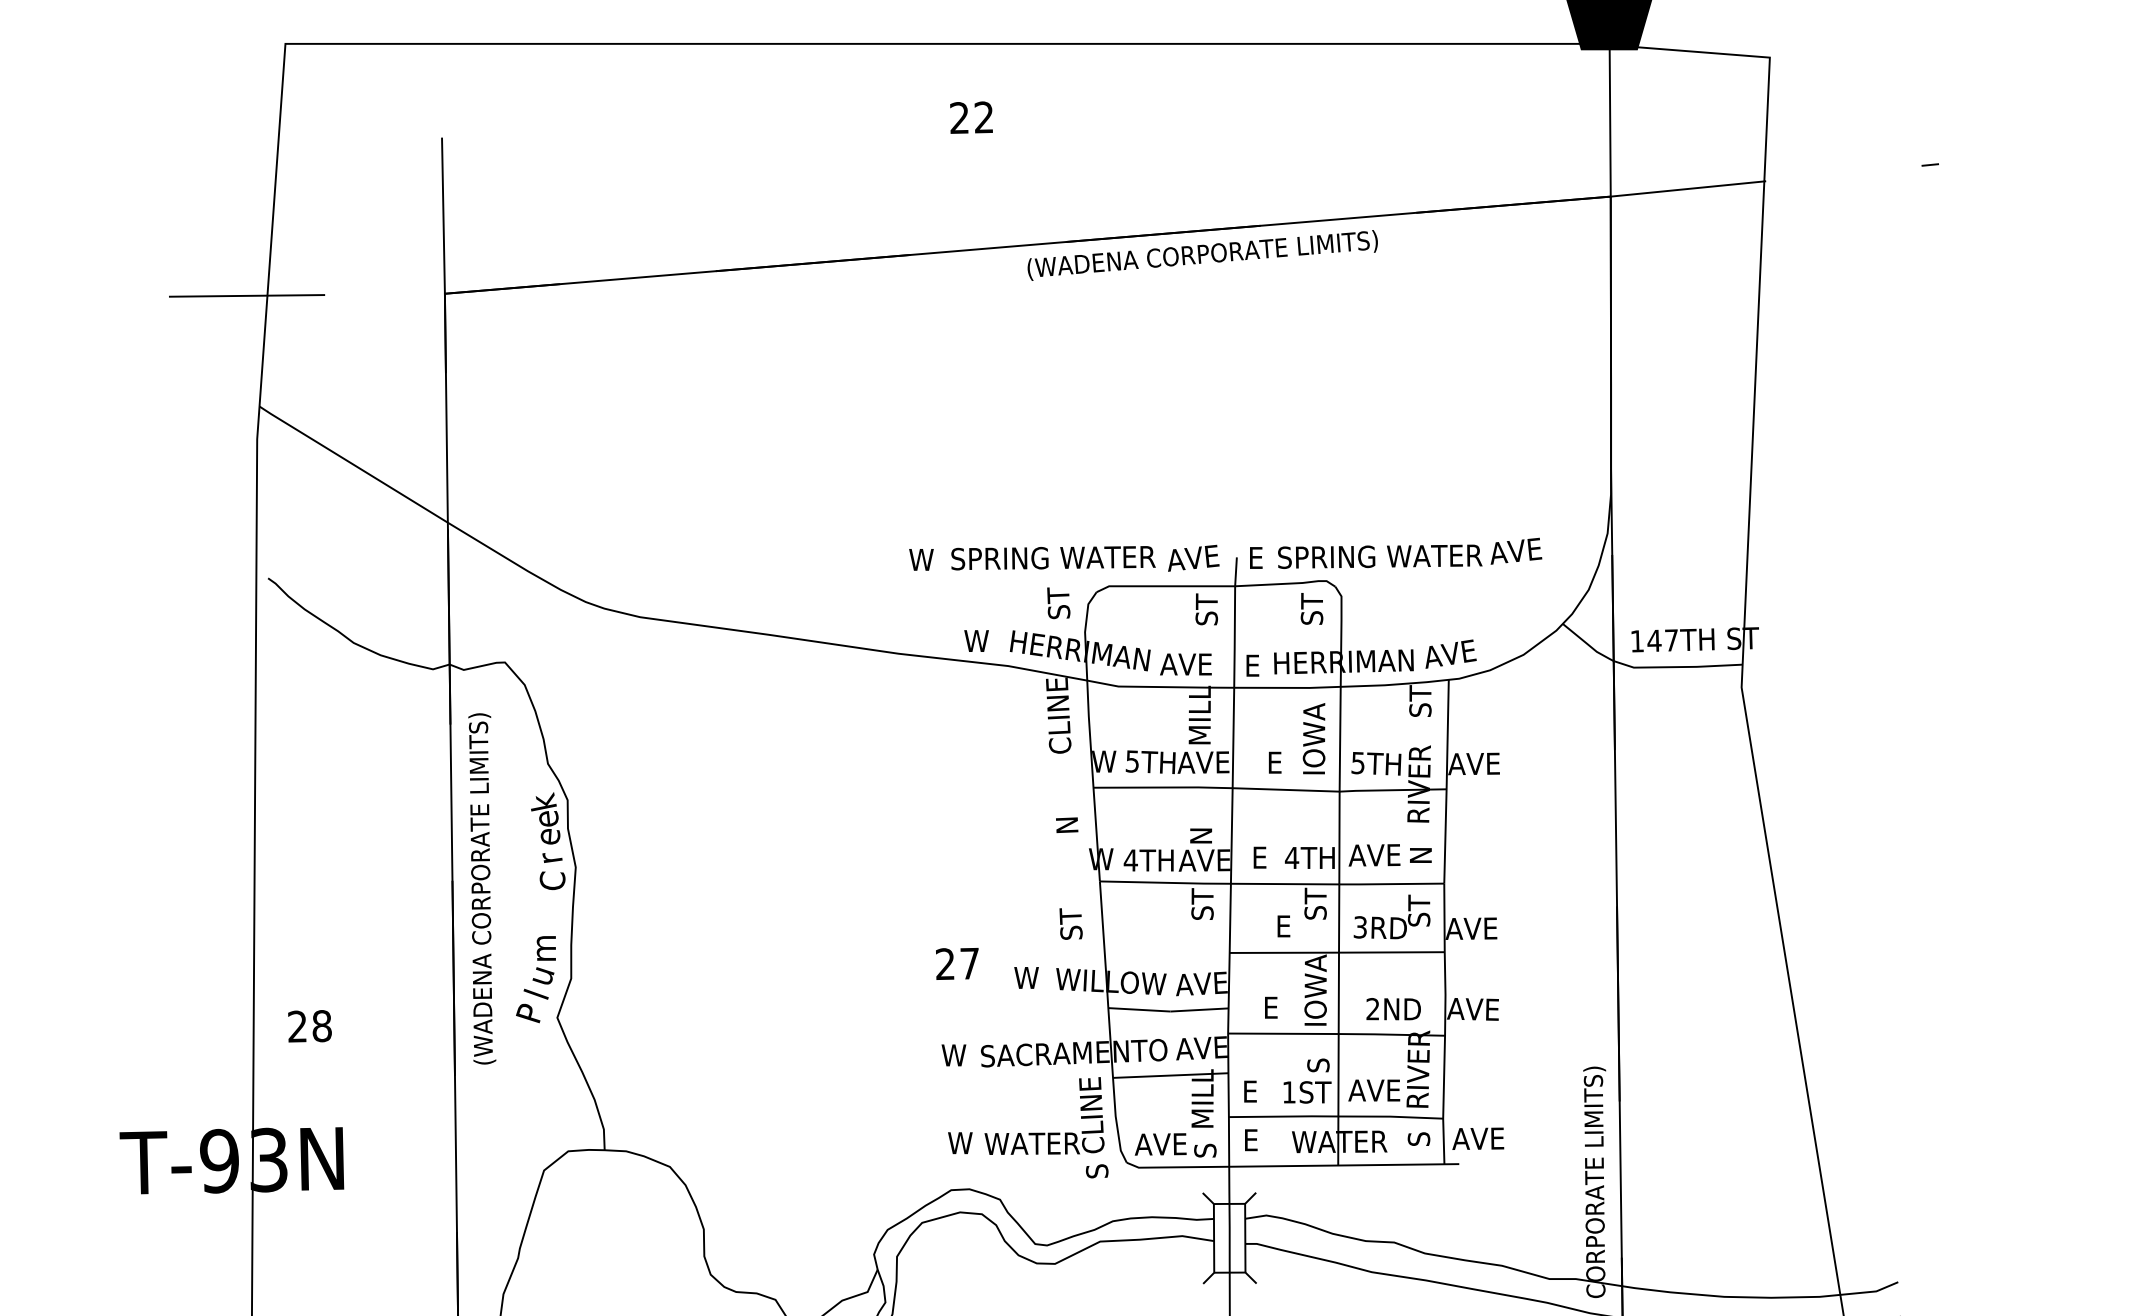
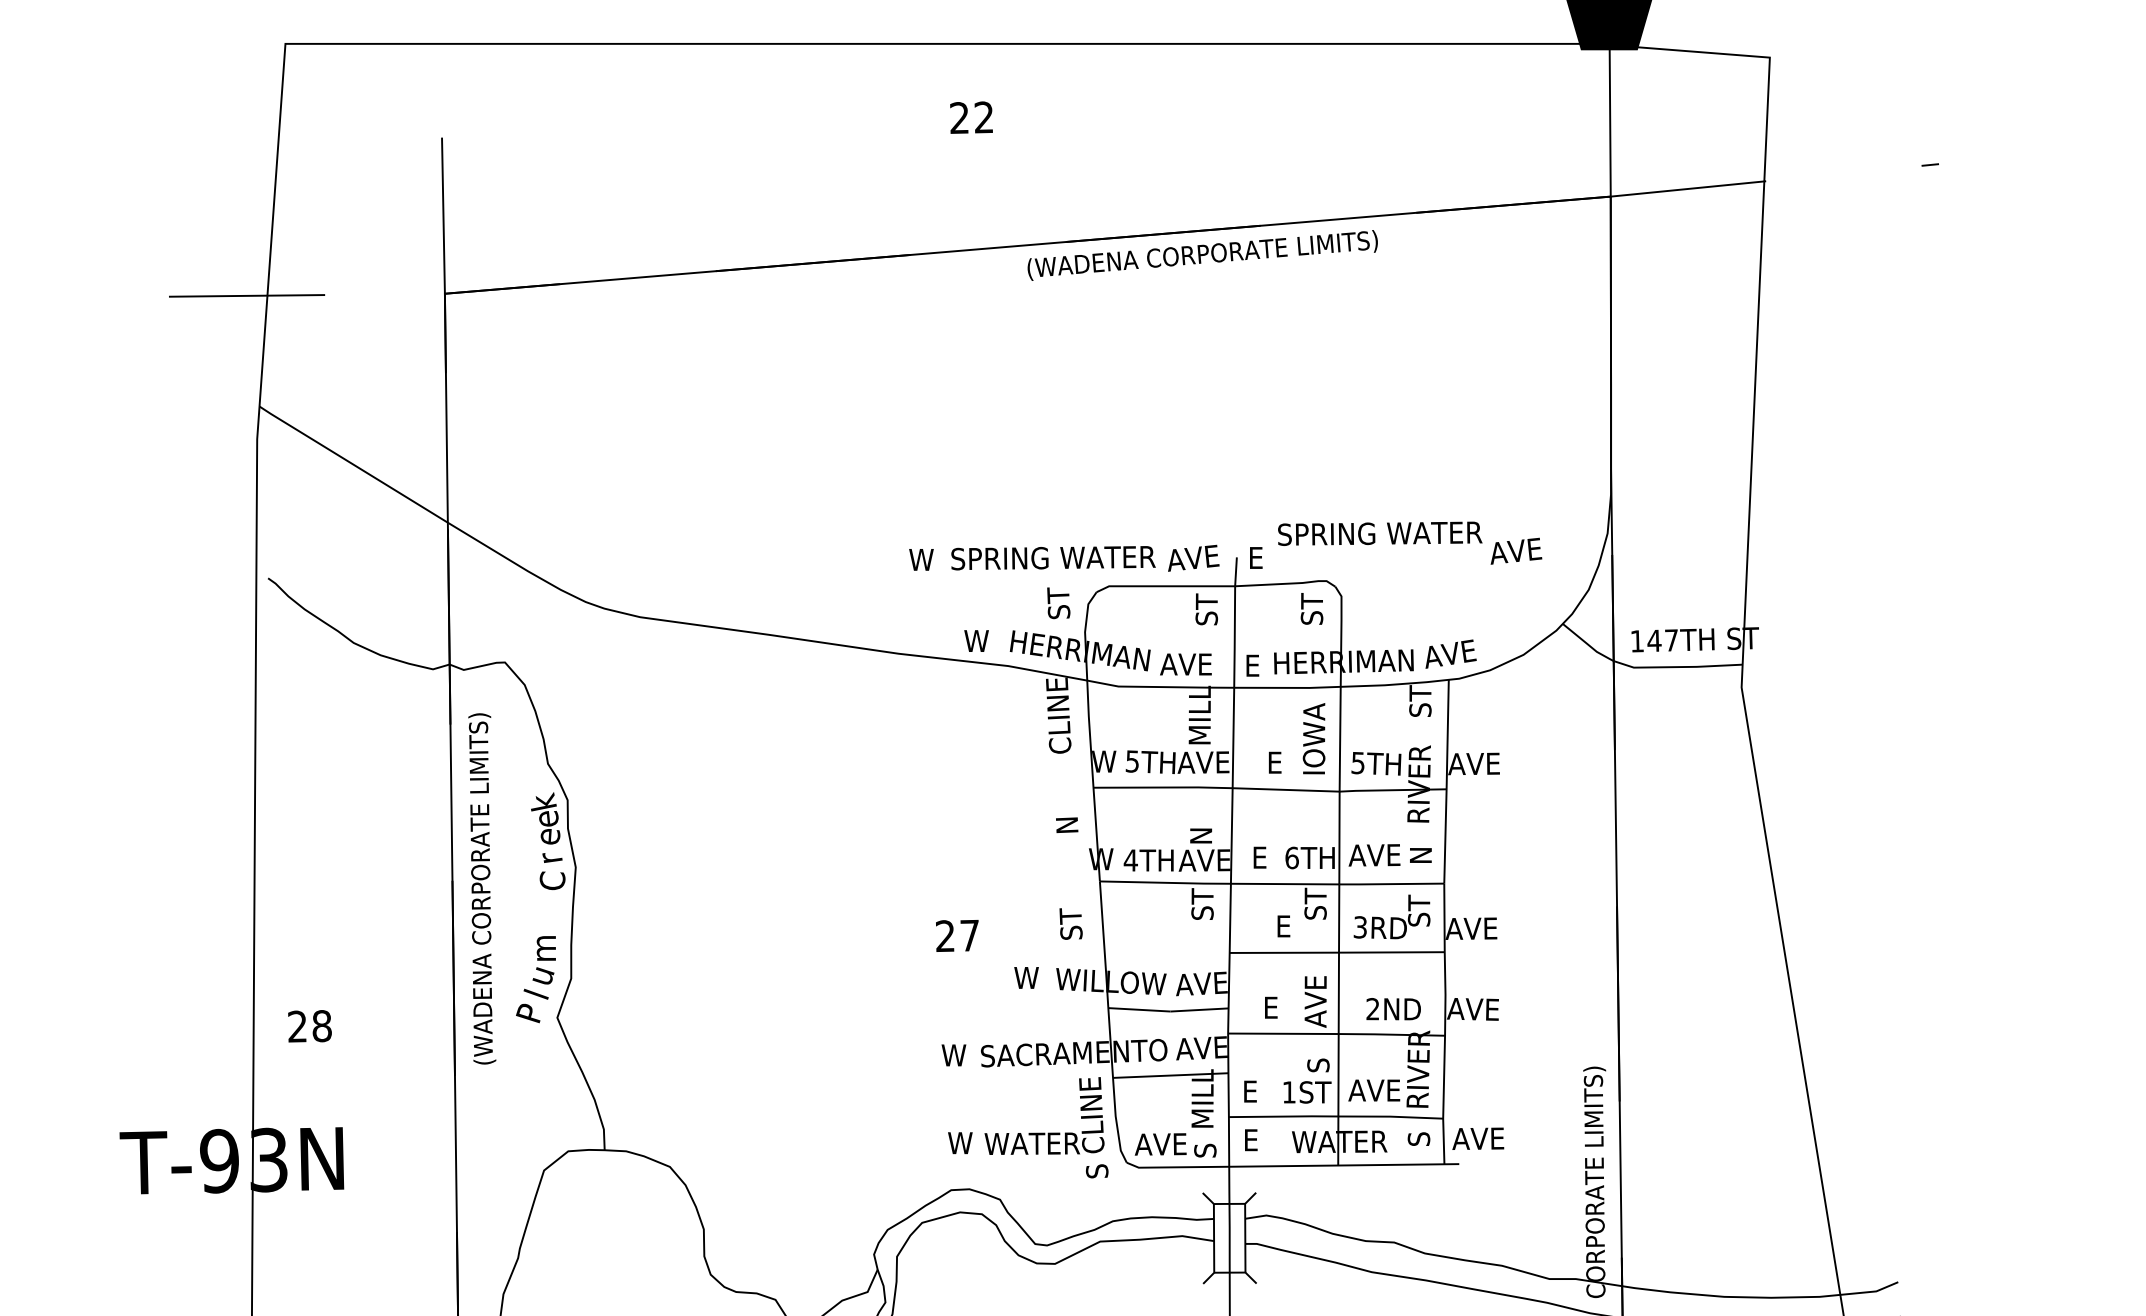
text position: (1380, 556) -> (1380, 533) (1380, 533)
text: 4TH -> 6TH (1291, 857)
text position: (957, 963) -> (957, 935) (957, 935)
text: IOWA -> AVE (1315, 990)
